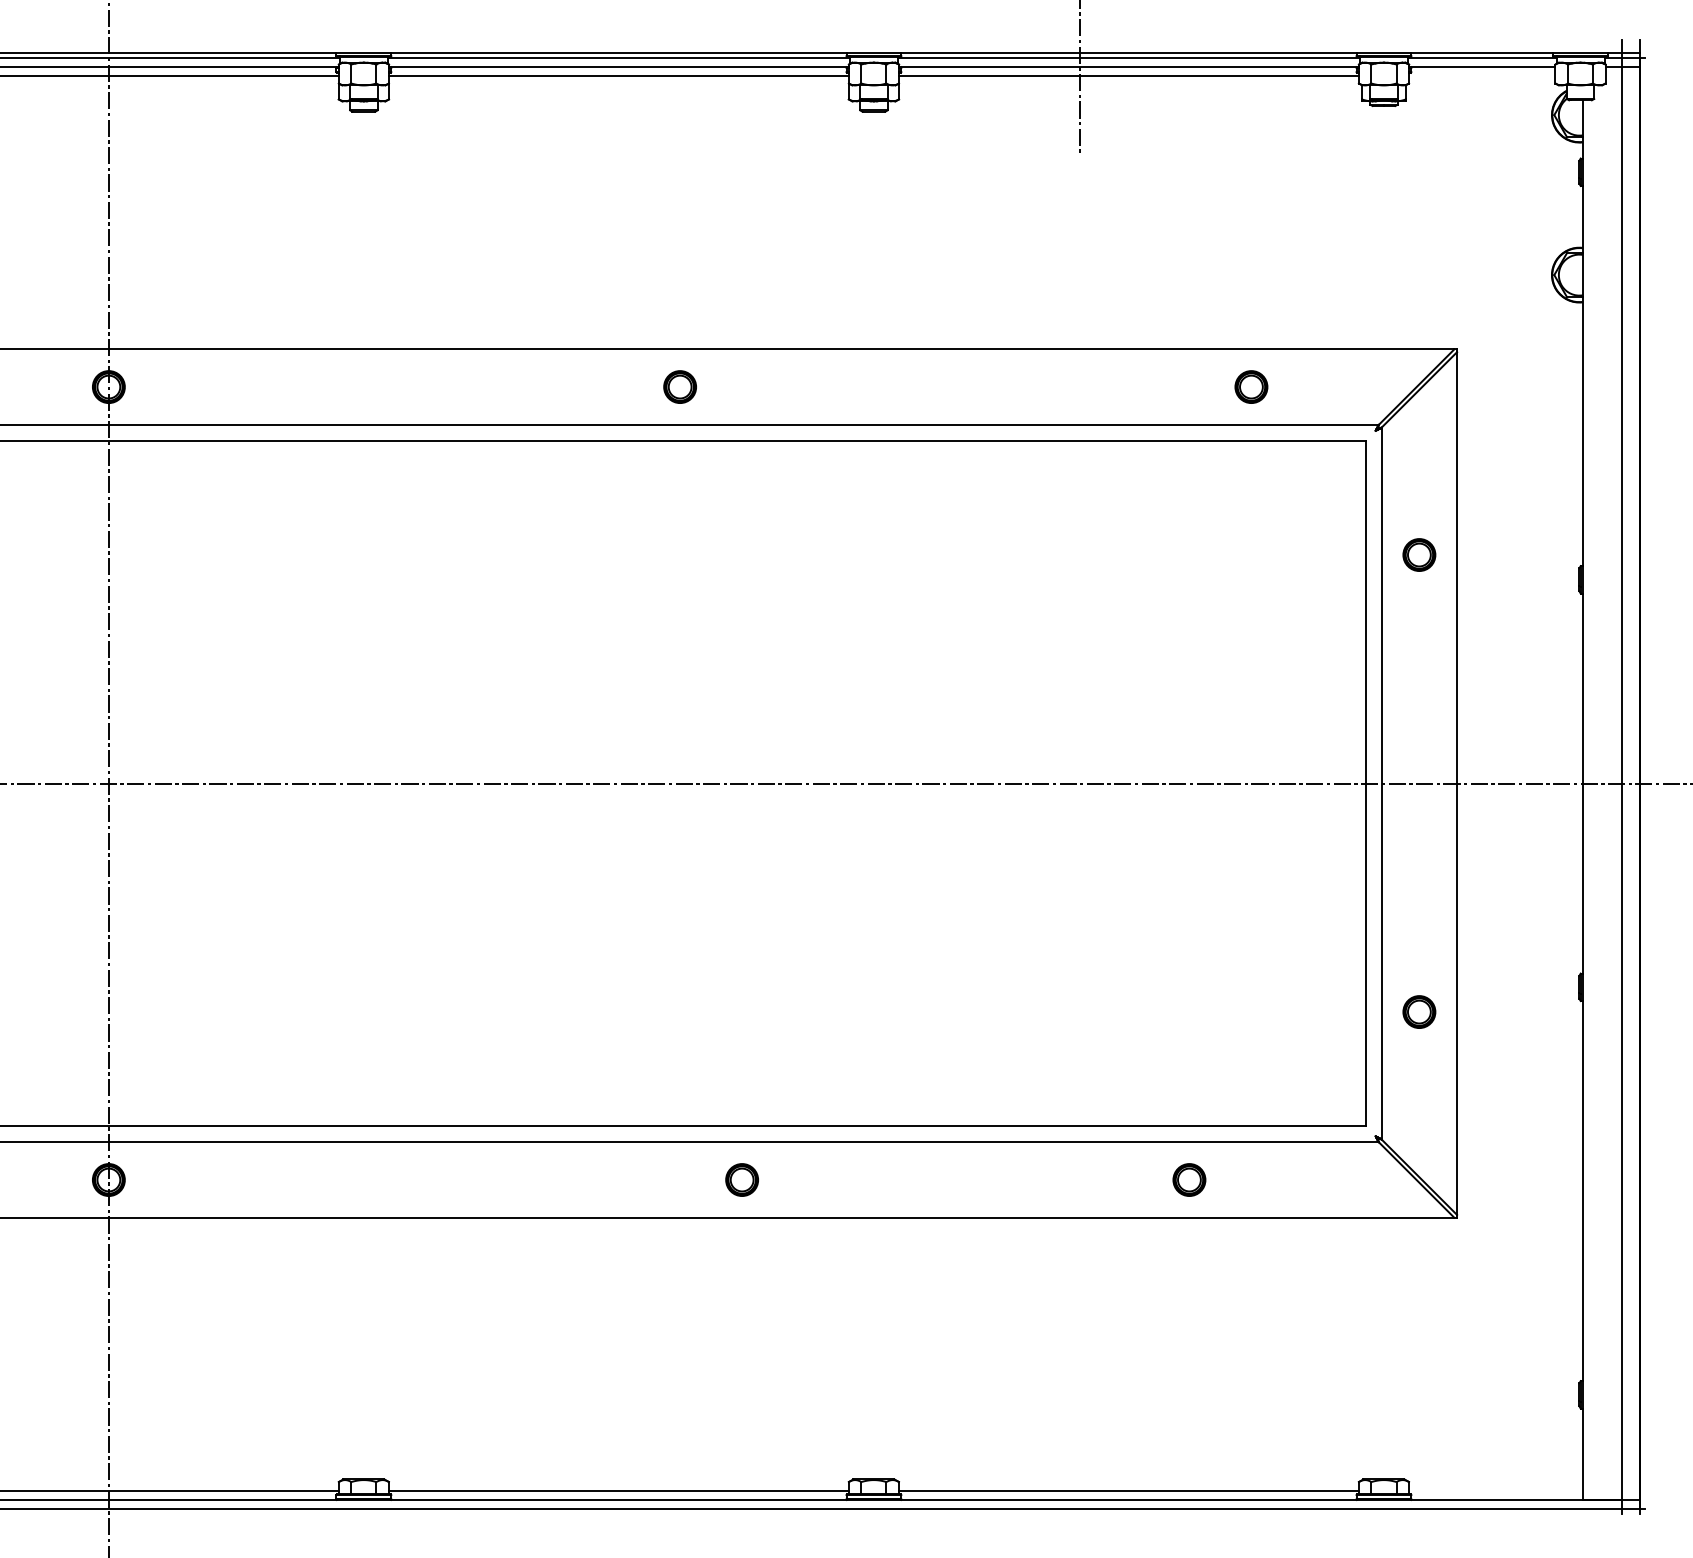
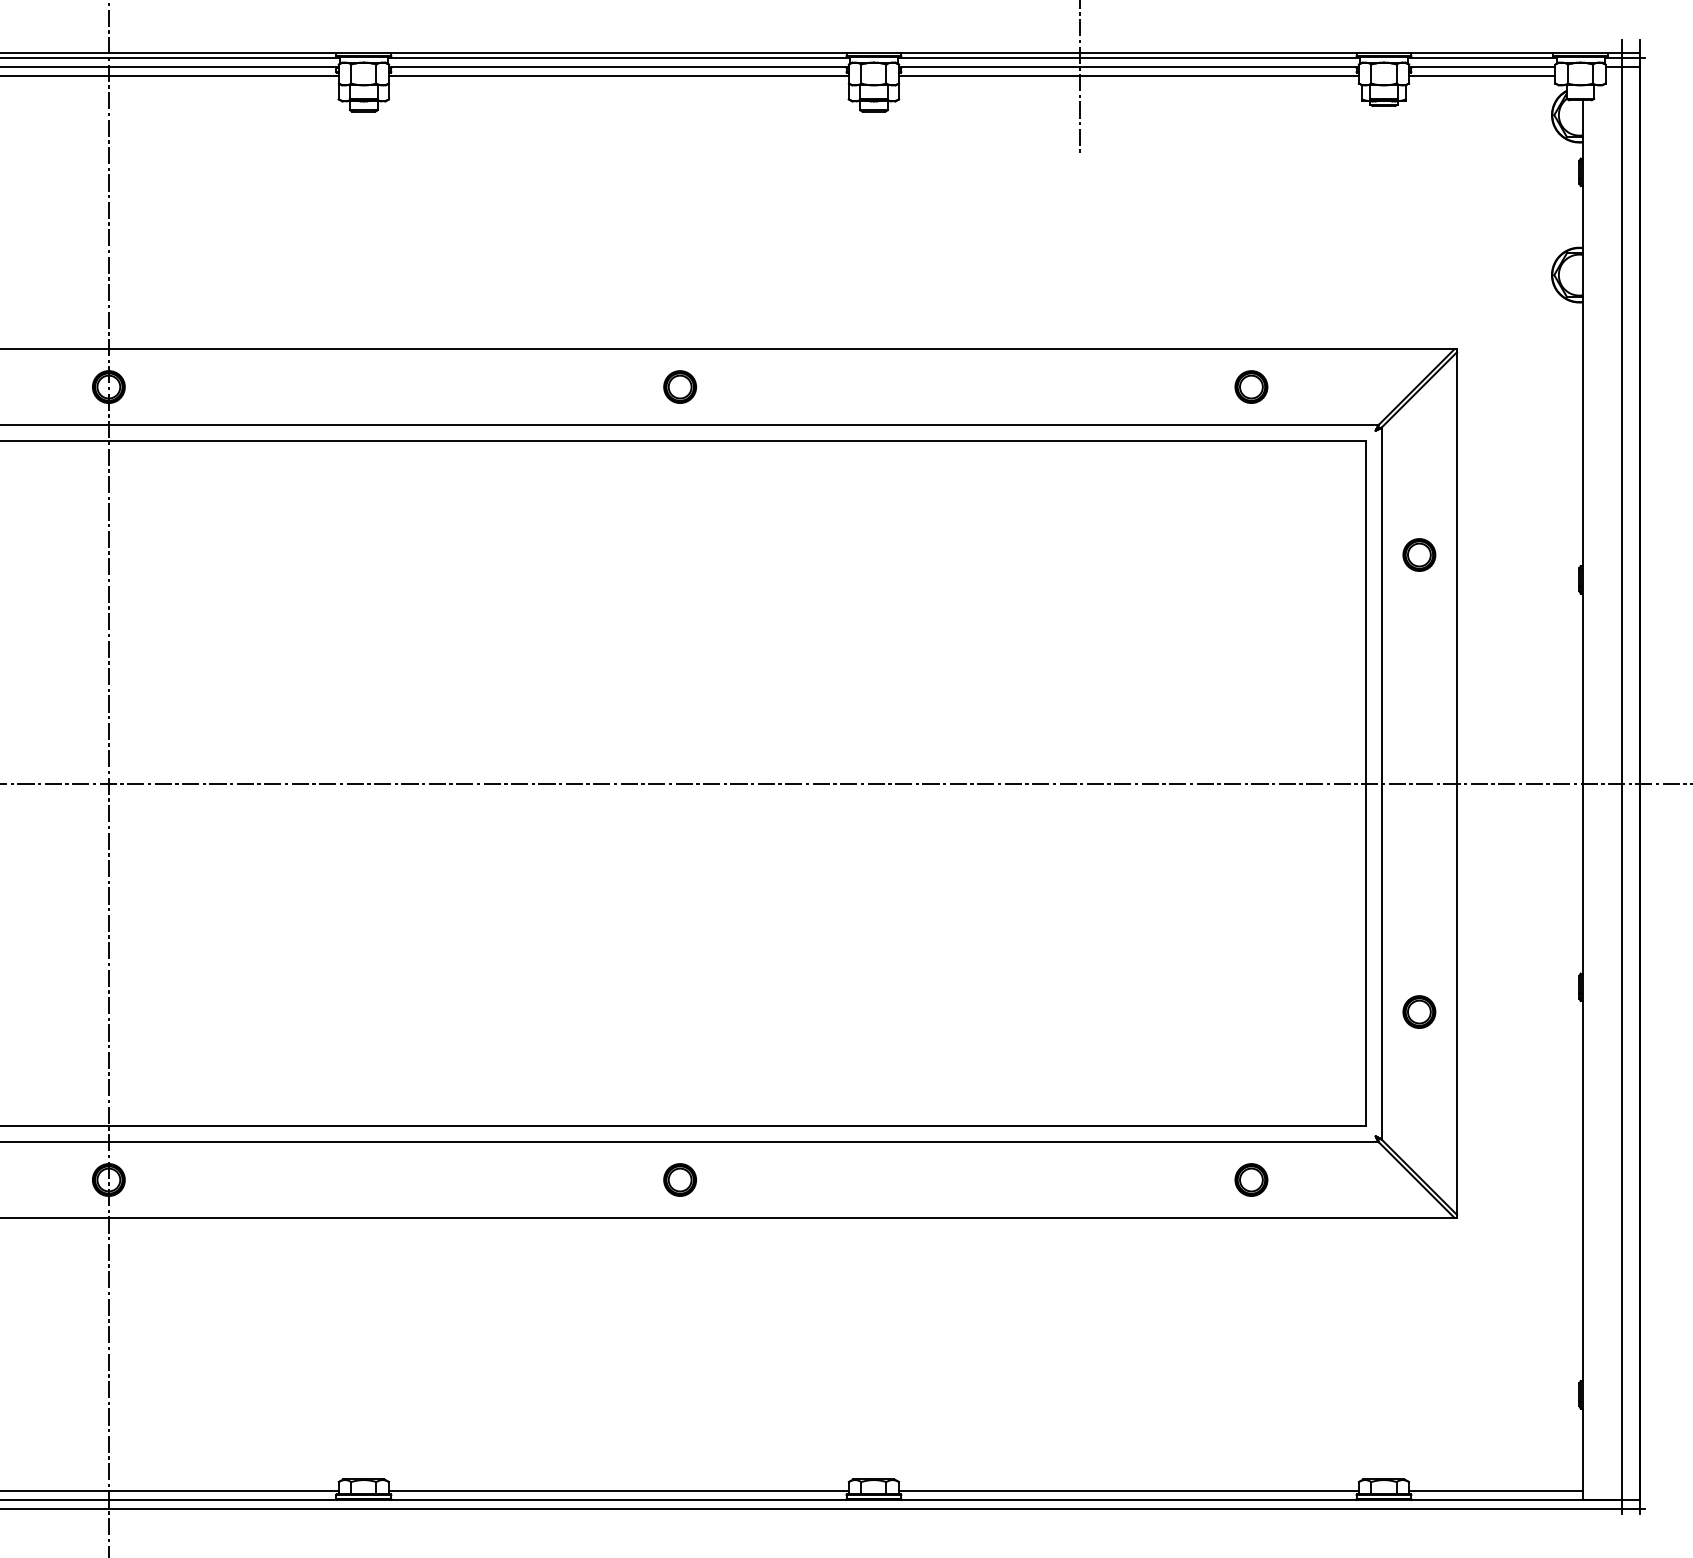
line: none -> present (1482, 76)
part position: (741, 1179) -> (679, 1179) (679, 1179)
part position: (1189, 1179) -> (1251, 1179) (1251, 1179)
line: none -> present (1495, 1490)
